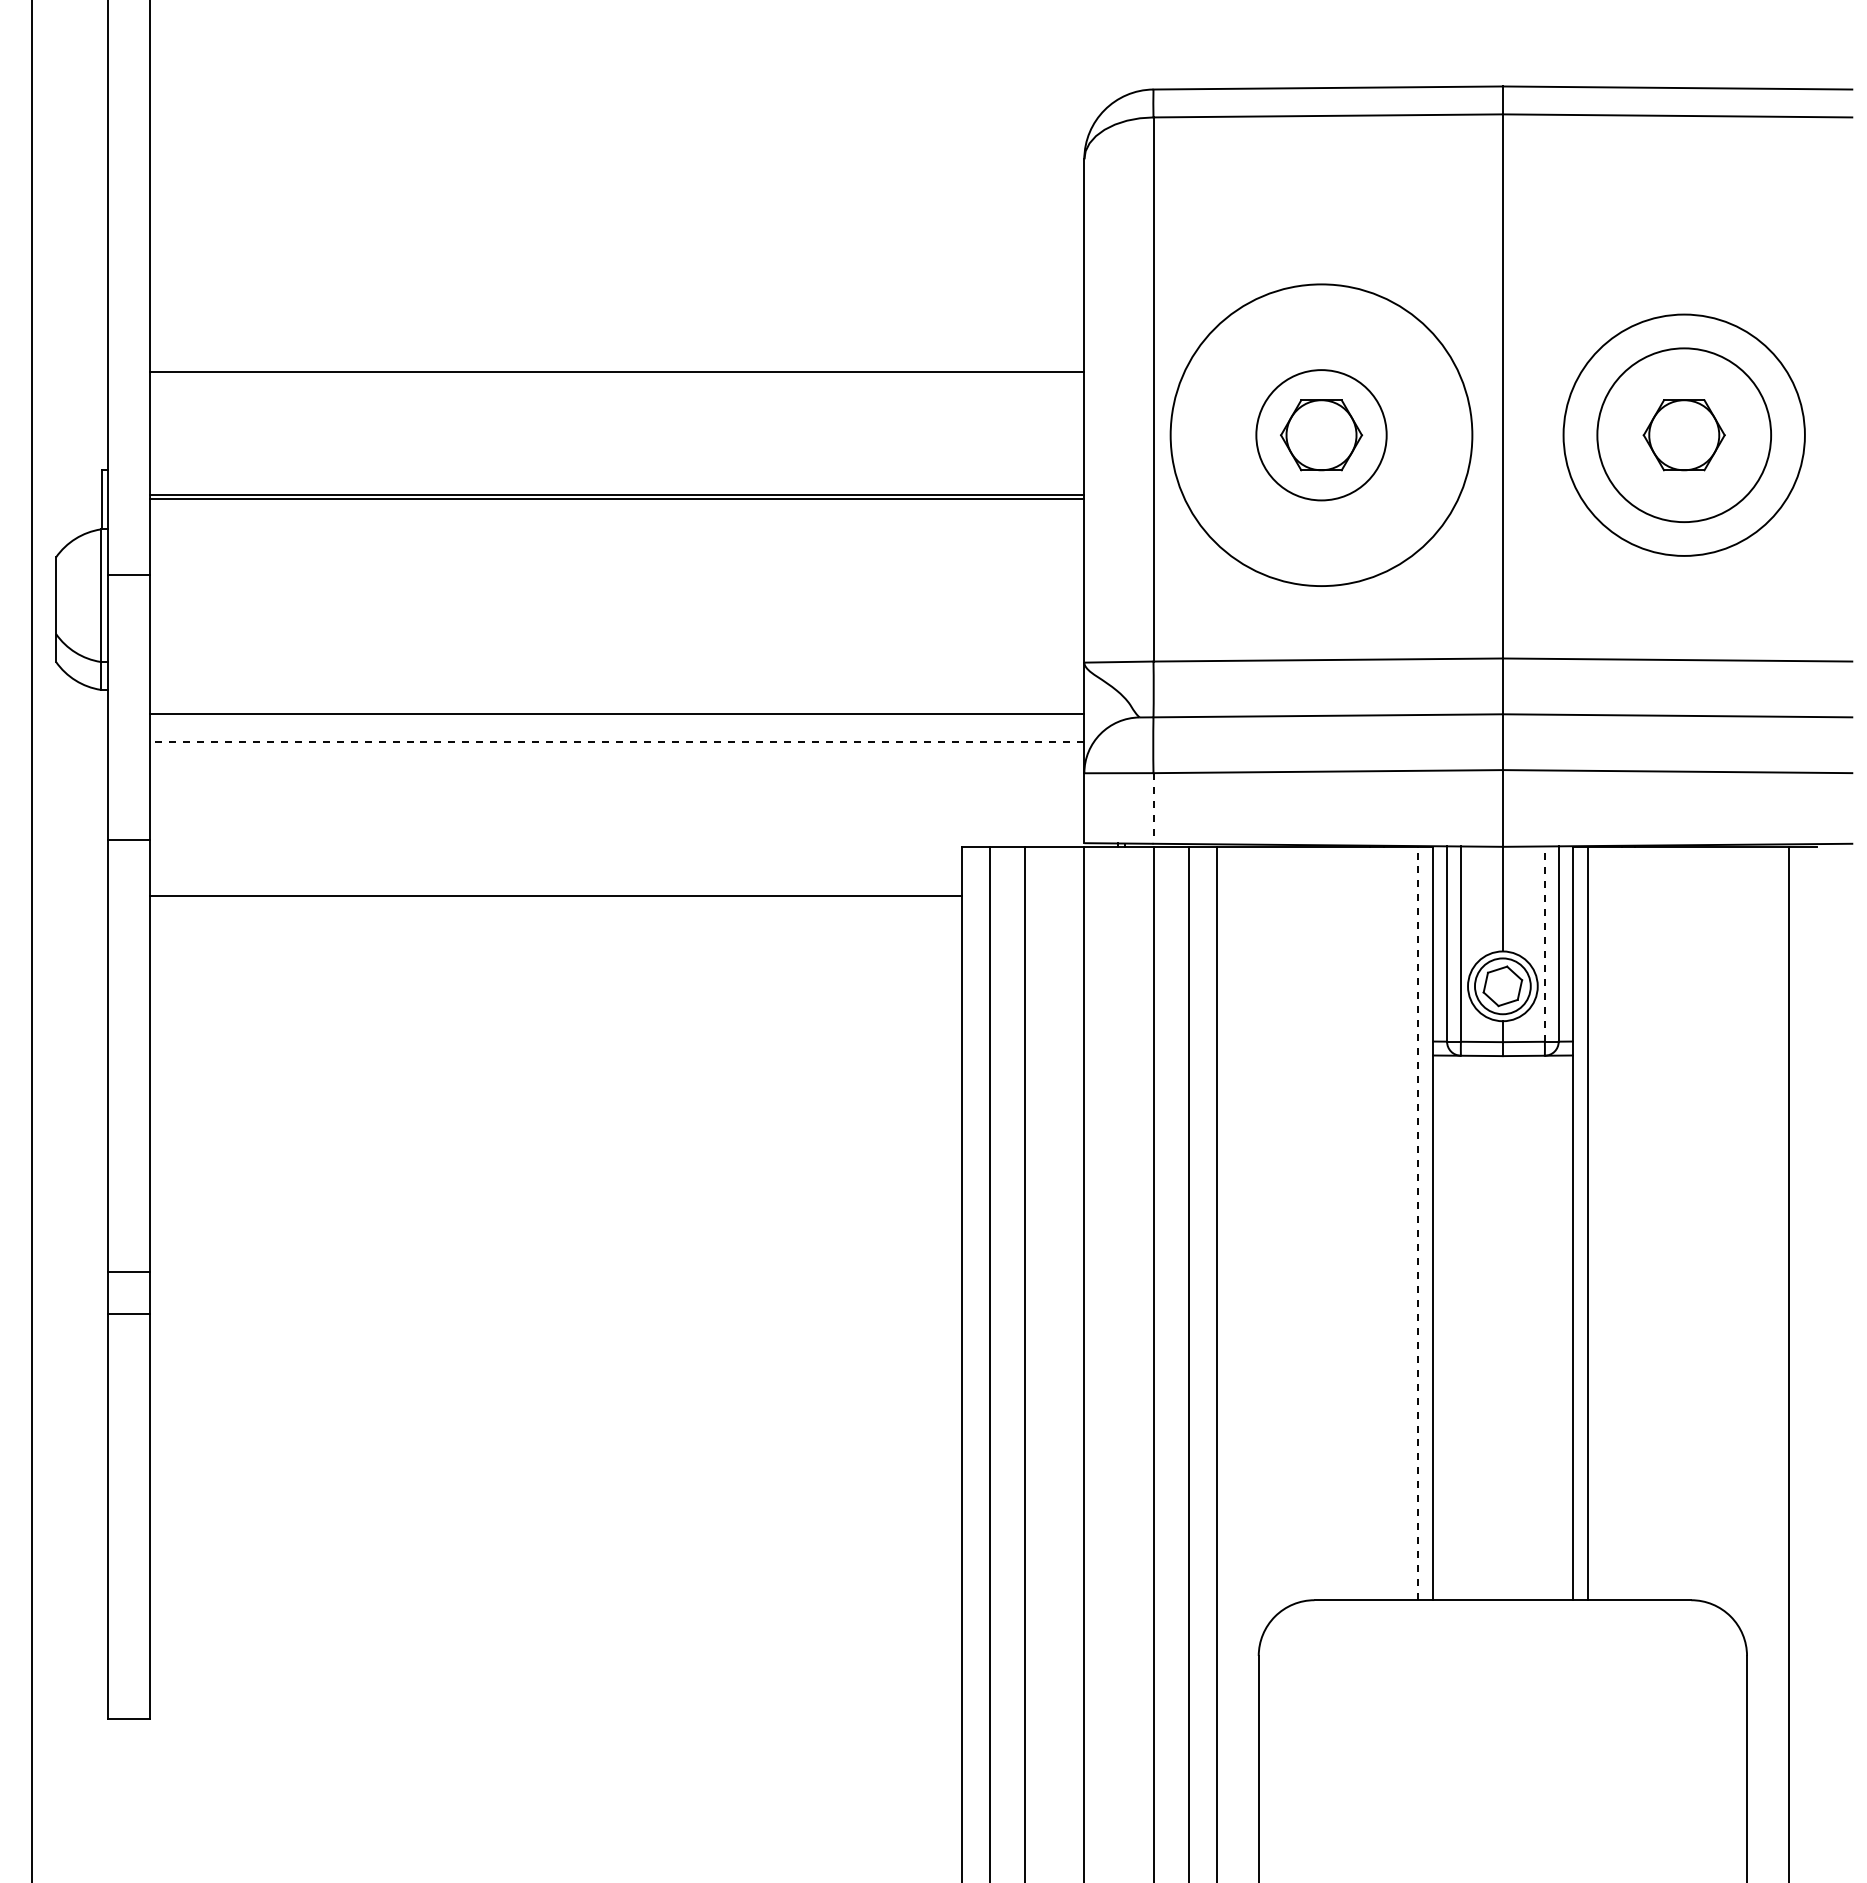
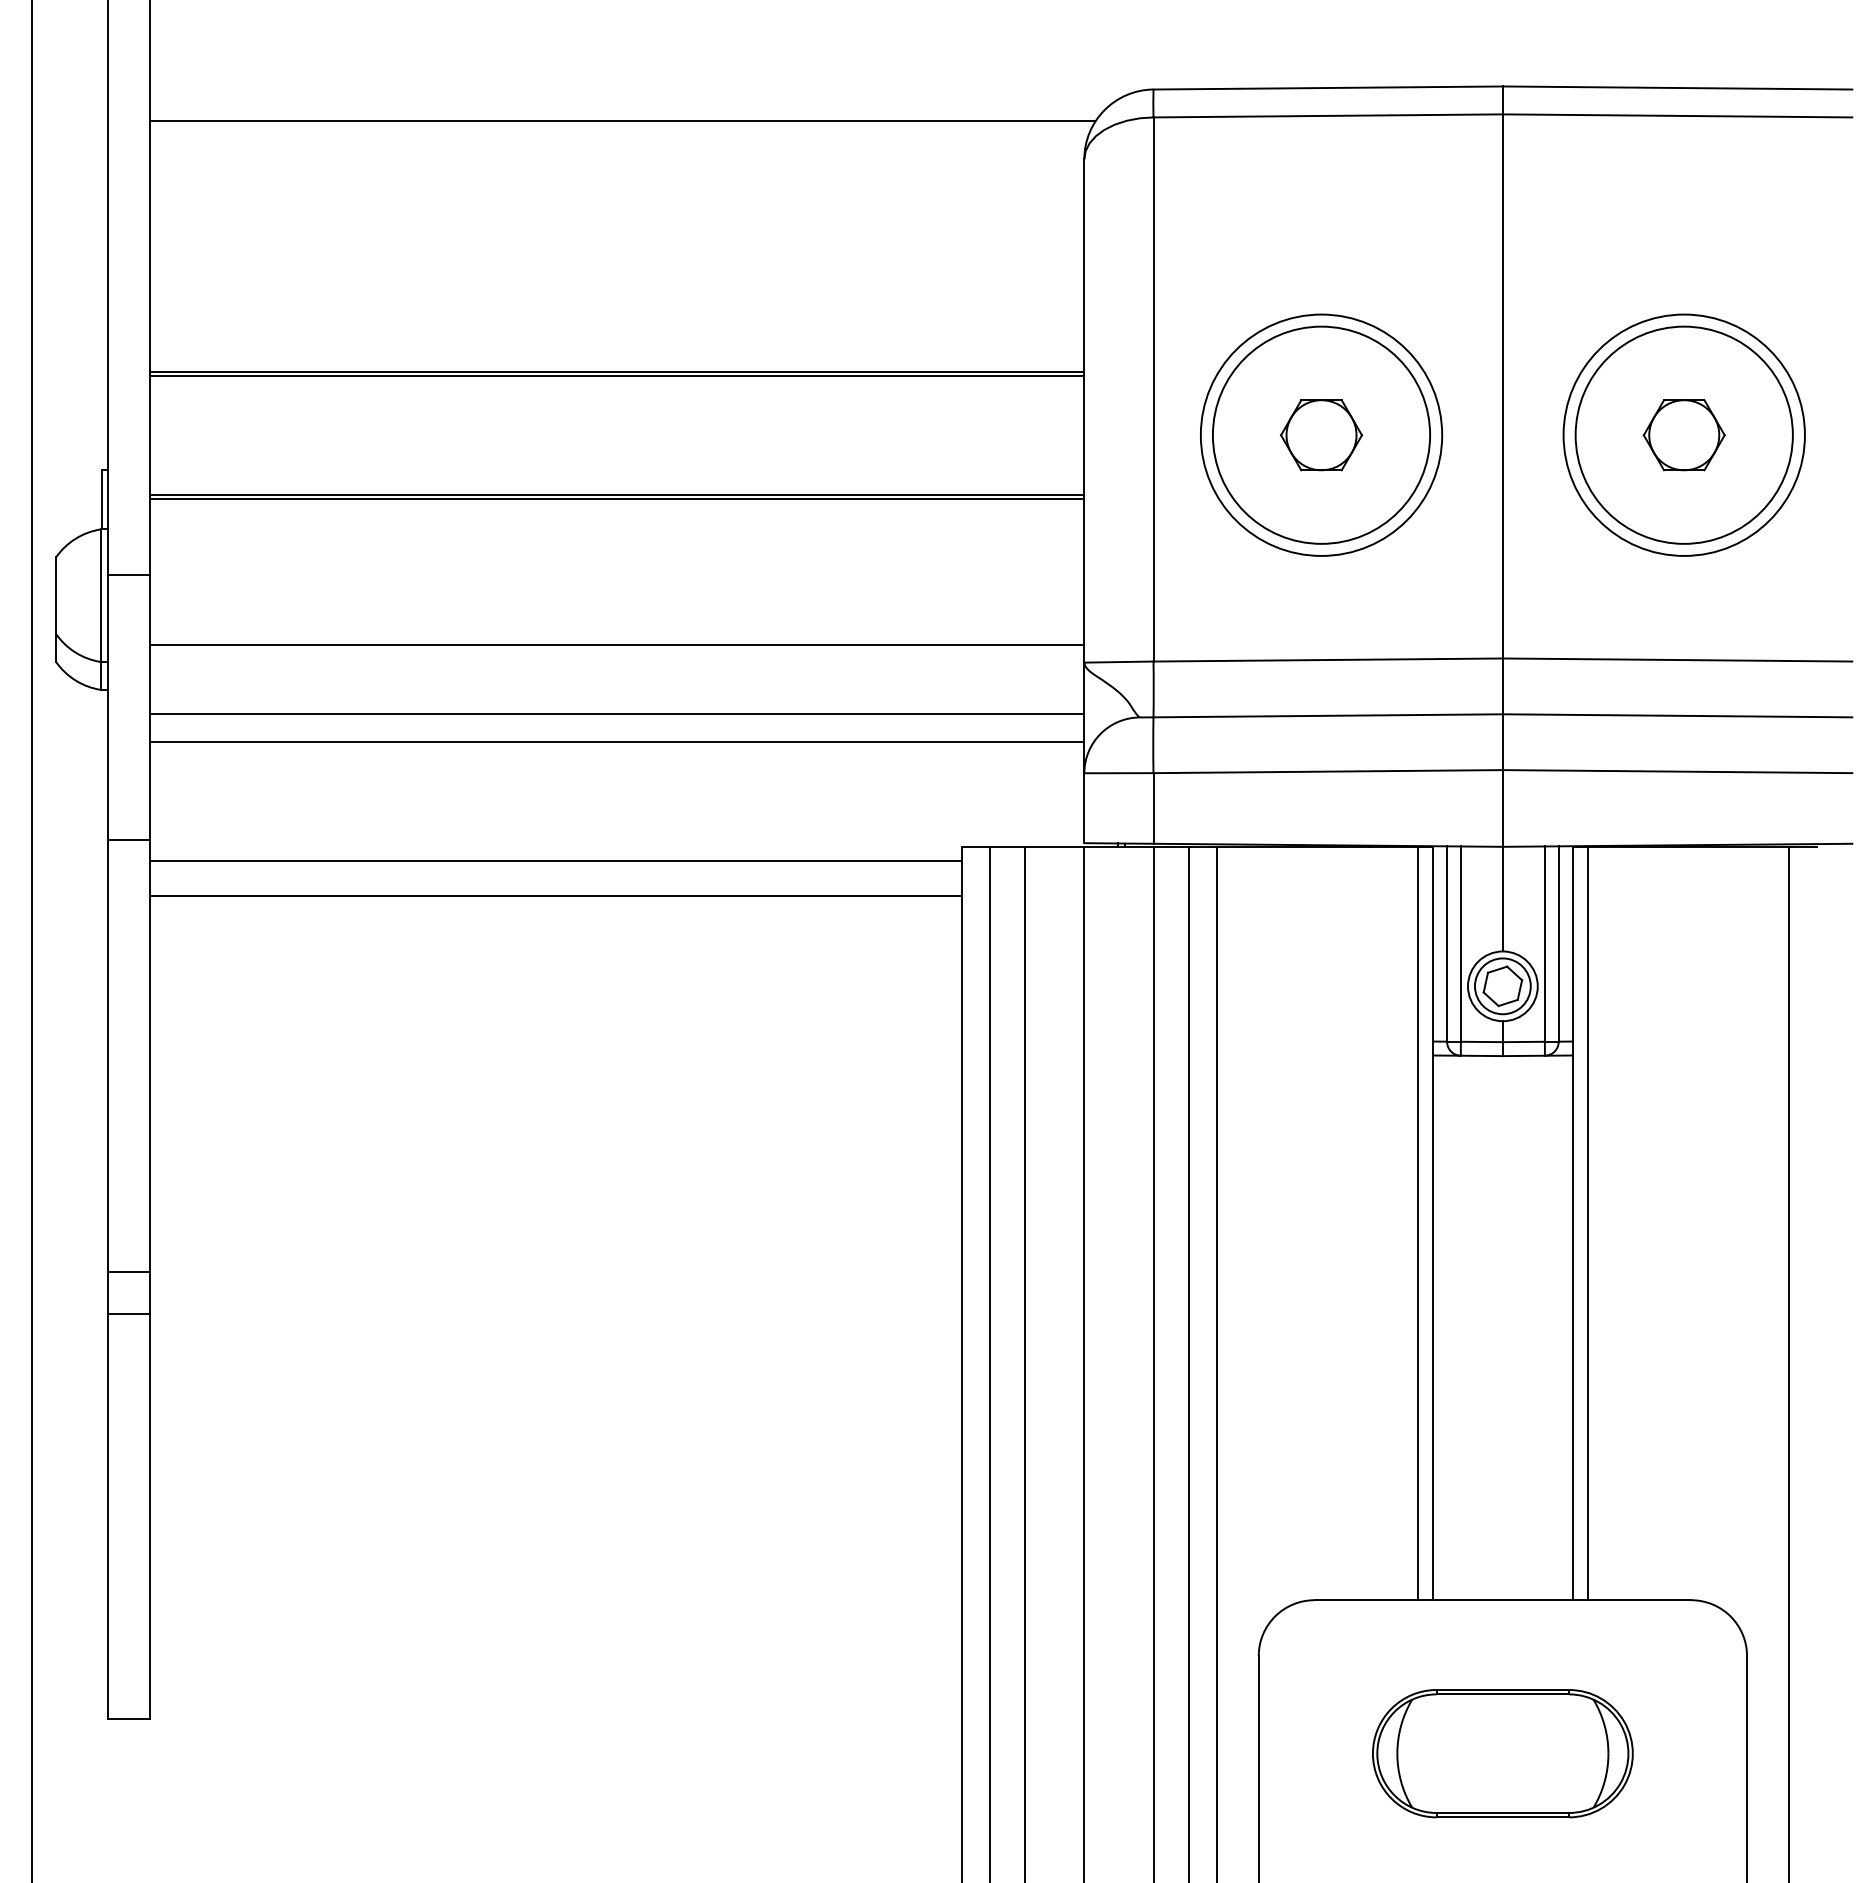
line: none -> present (622, 121)
line: none -> present (616, 375)
circle diameter: 130 px -> 217 px (1321, 434)
circle diameter: 302 px -> 241 px (1321, 434)
circle diameter: 174 px -> 217 px (1683, 434)
line: none -> present (616, 644)
line: dashed -> solid (616, 742)
line: dashed -> solid (1153, 808)
line: none -> present (555, 860)
line: dashed -> solid (1544, 944)
line: dashed -> solid (1417, 1223)
part: none -> present (1502, 1753)
